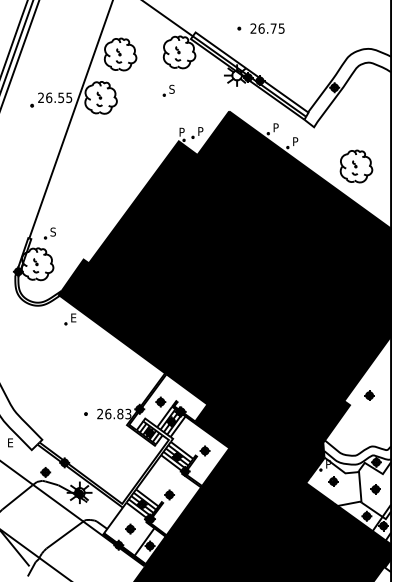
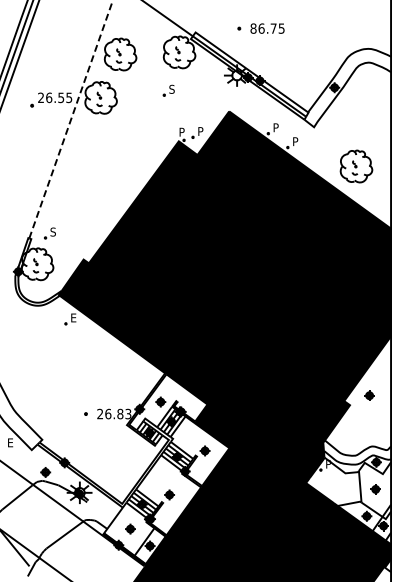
text: 26.75 -> 86.75 (253, 28)
line: solid -> dashed (71, 119)
part: present -> none (333, 481)
